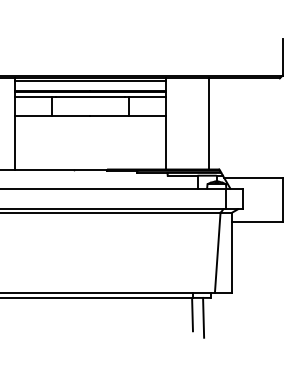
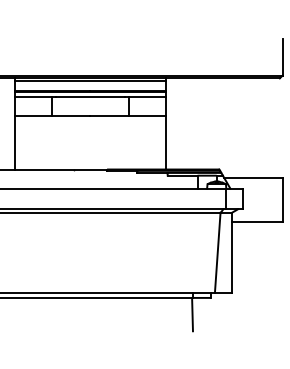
line: present -> none (209, 123)
line: present -> none (203, 317)
